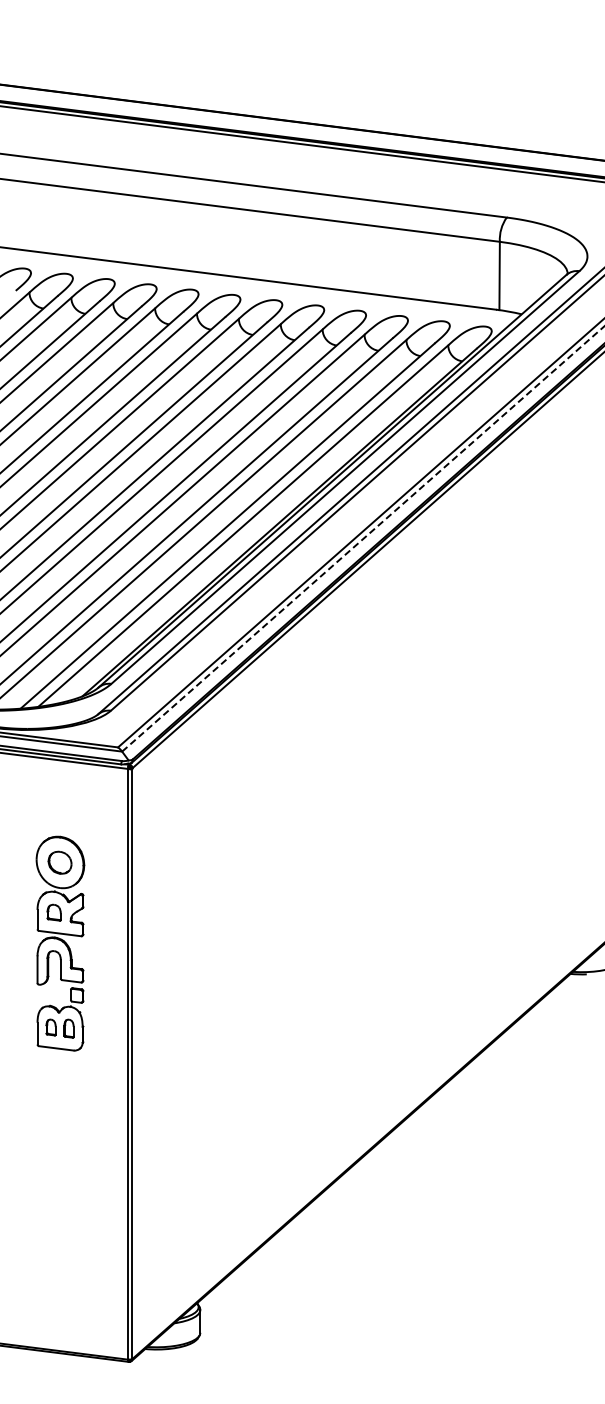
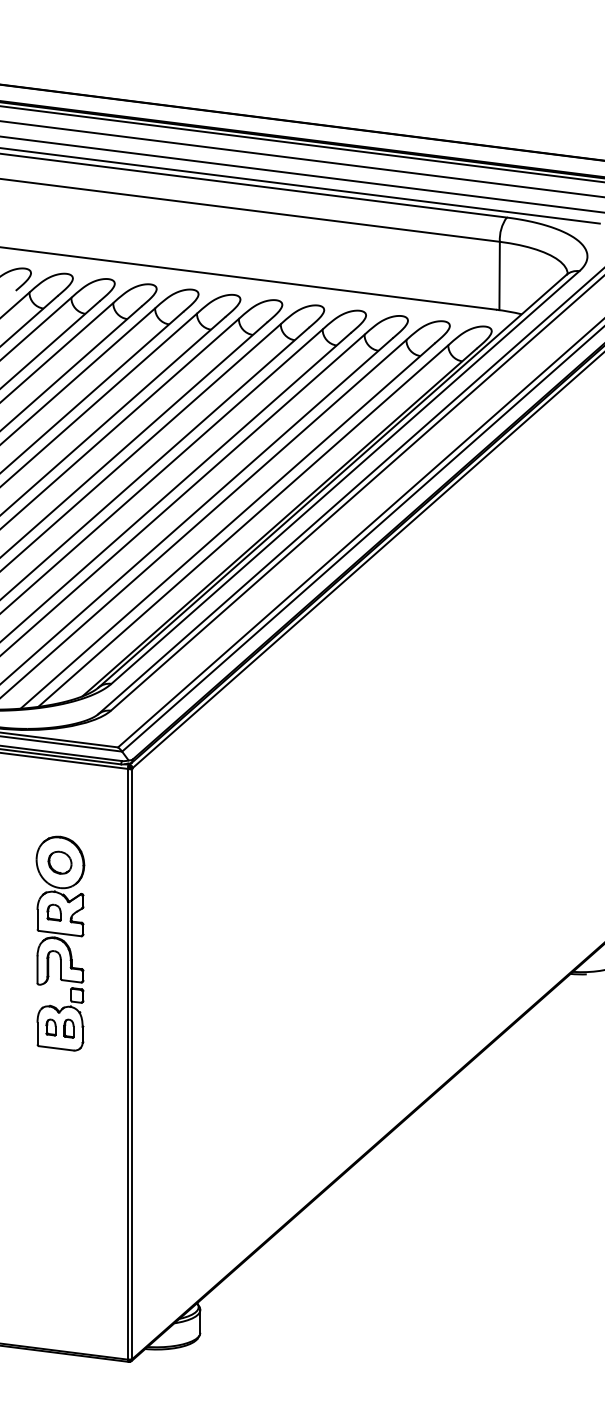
line: none -> present (301, 158)
line: none -> present (301, 174)
line: none -> present (300, 185)
line: dashed -> solid (363, 538)
